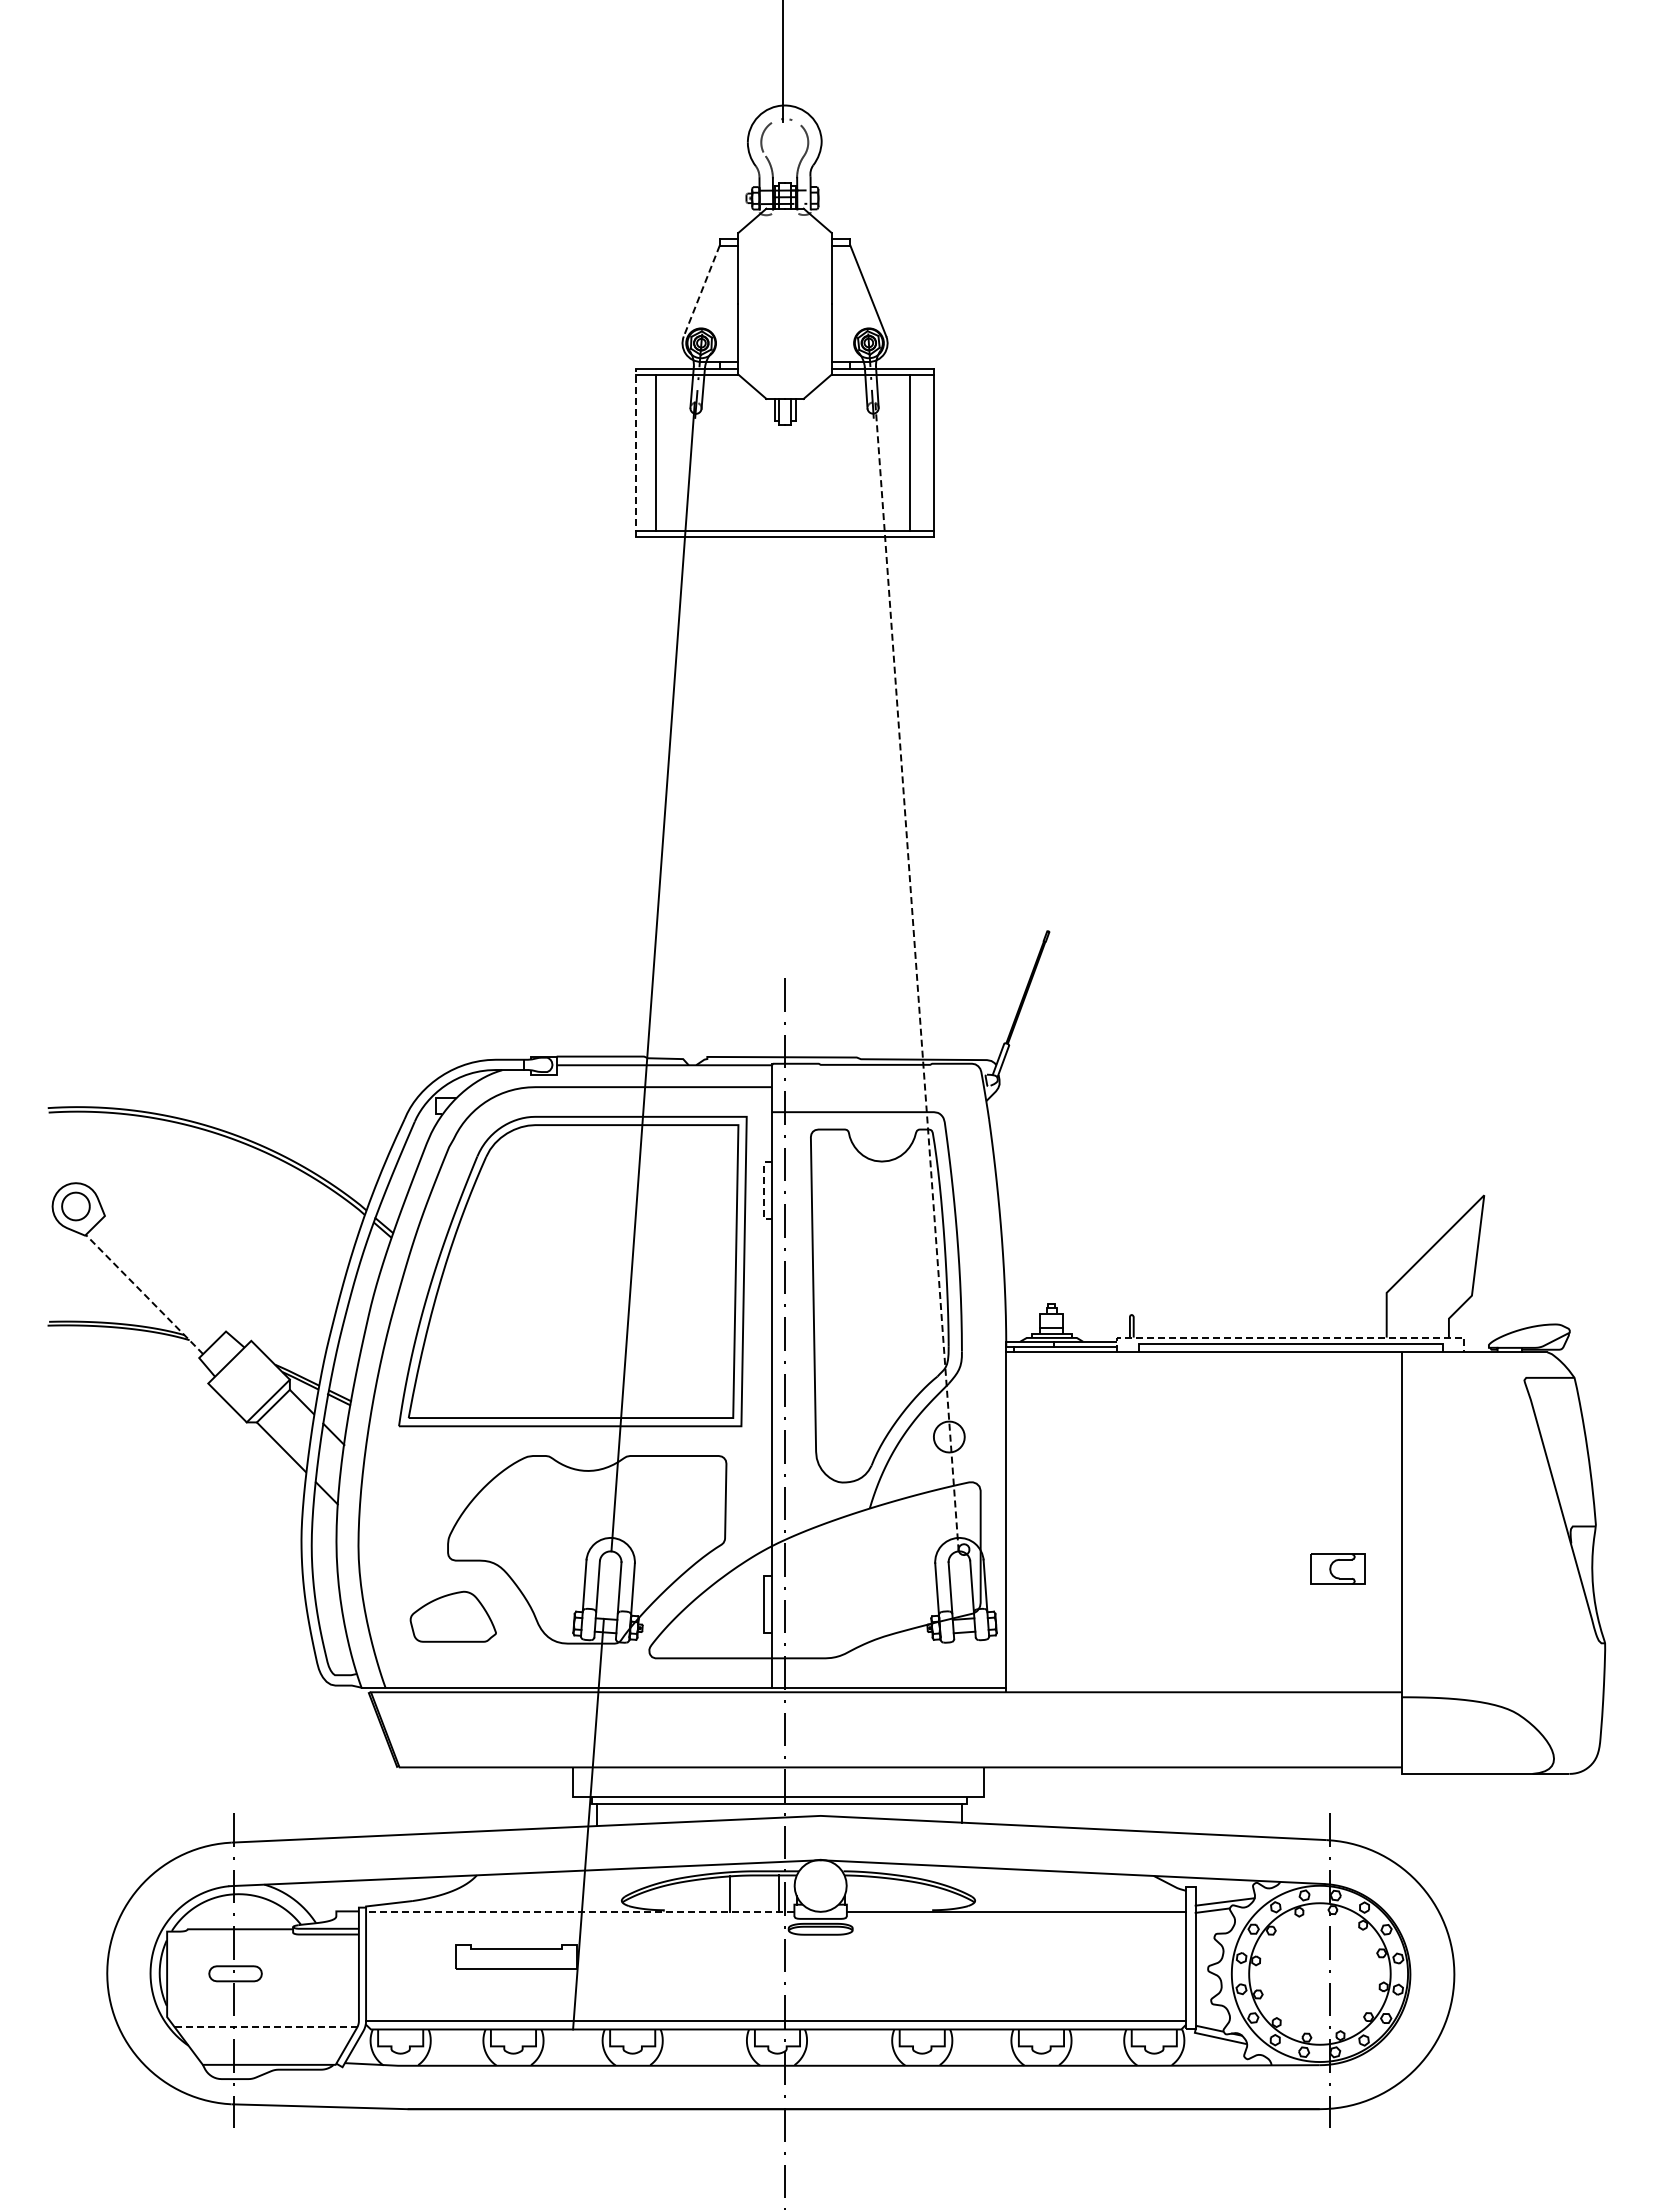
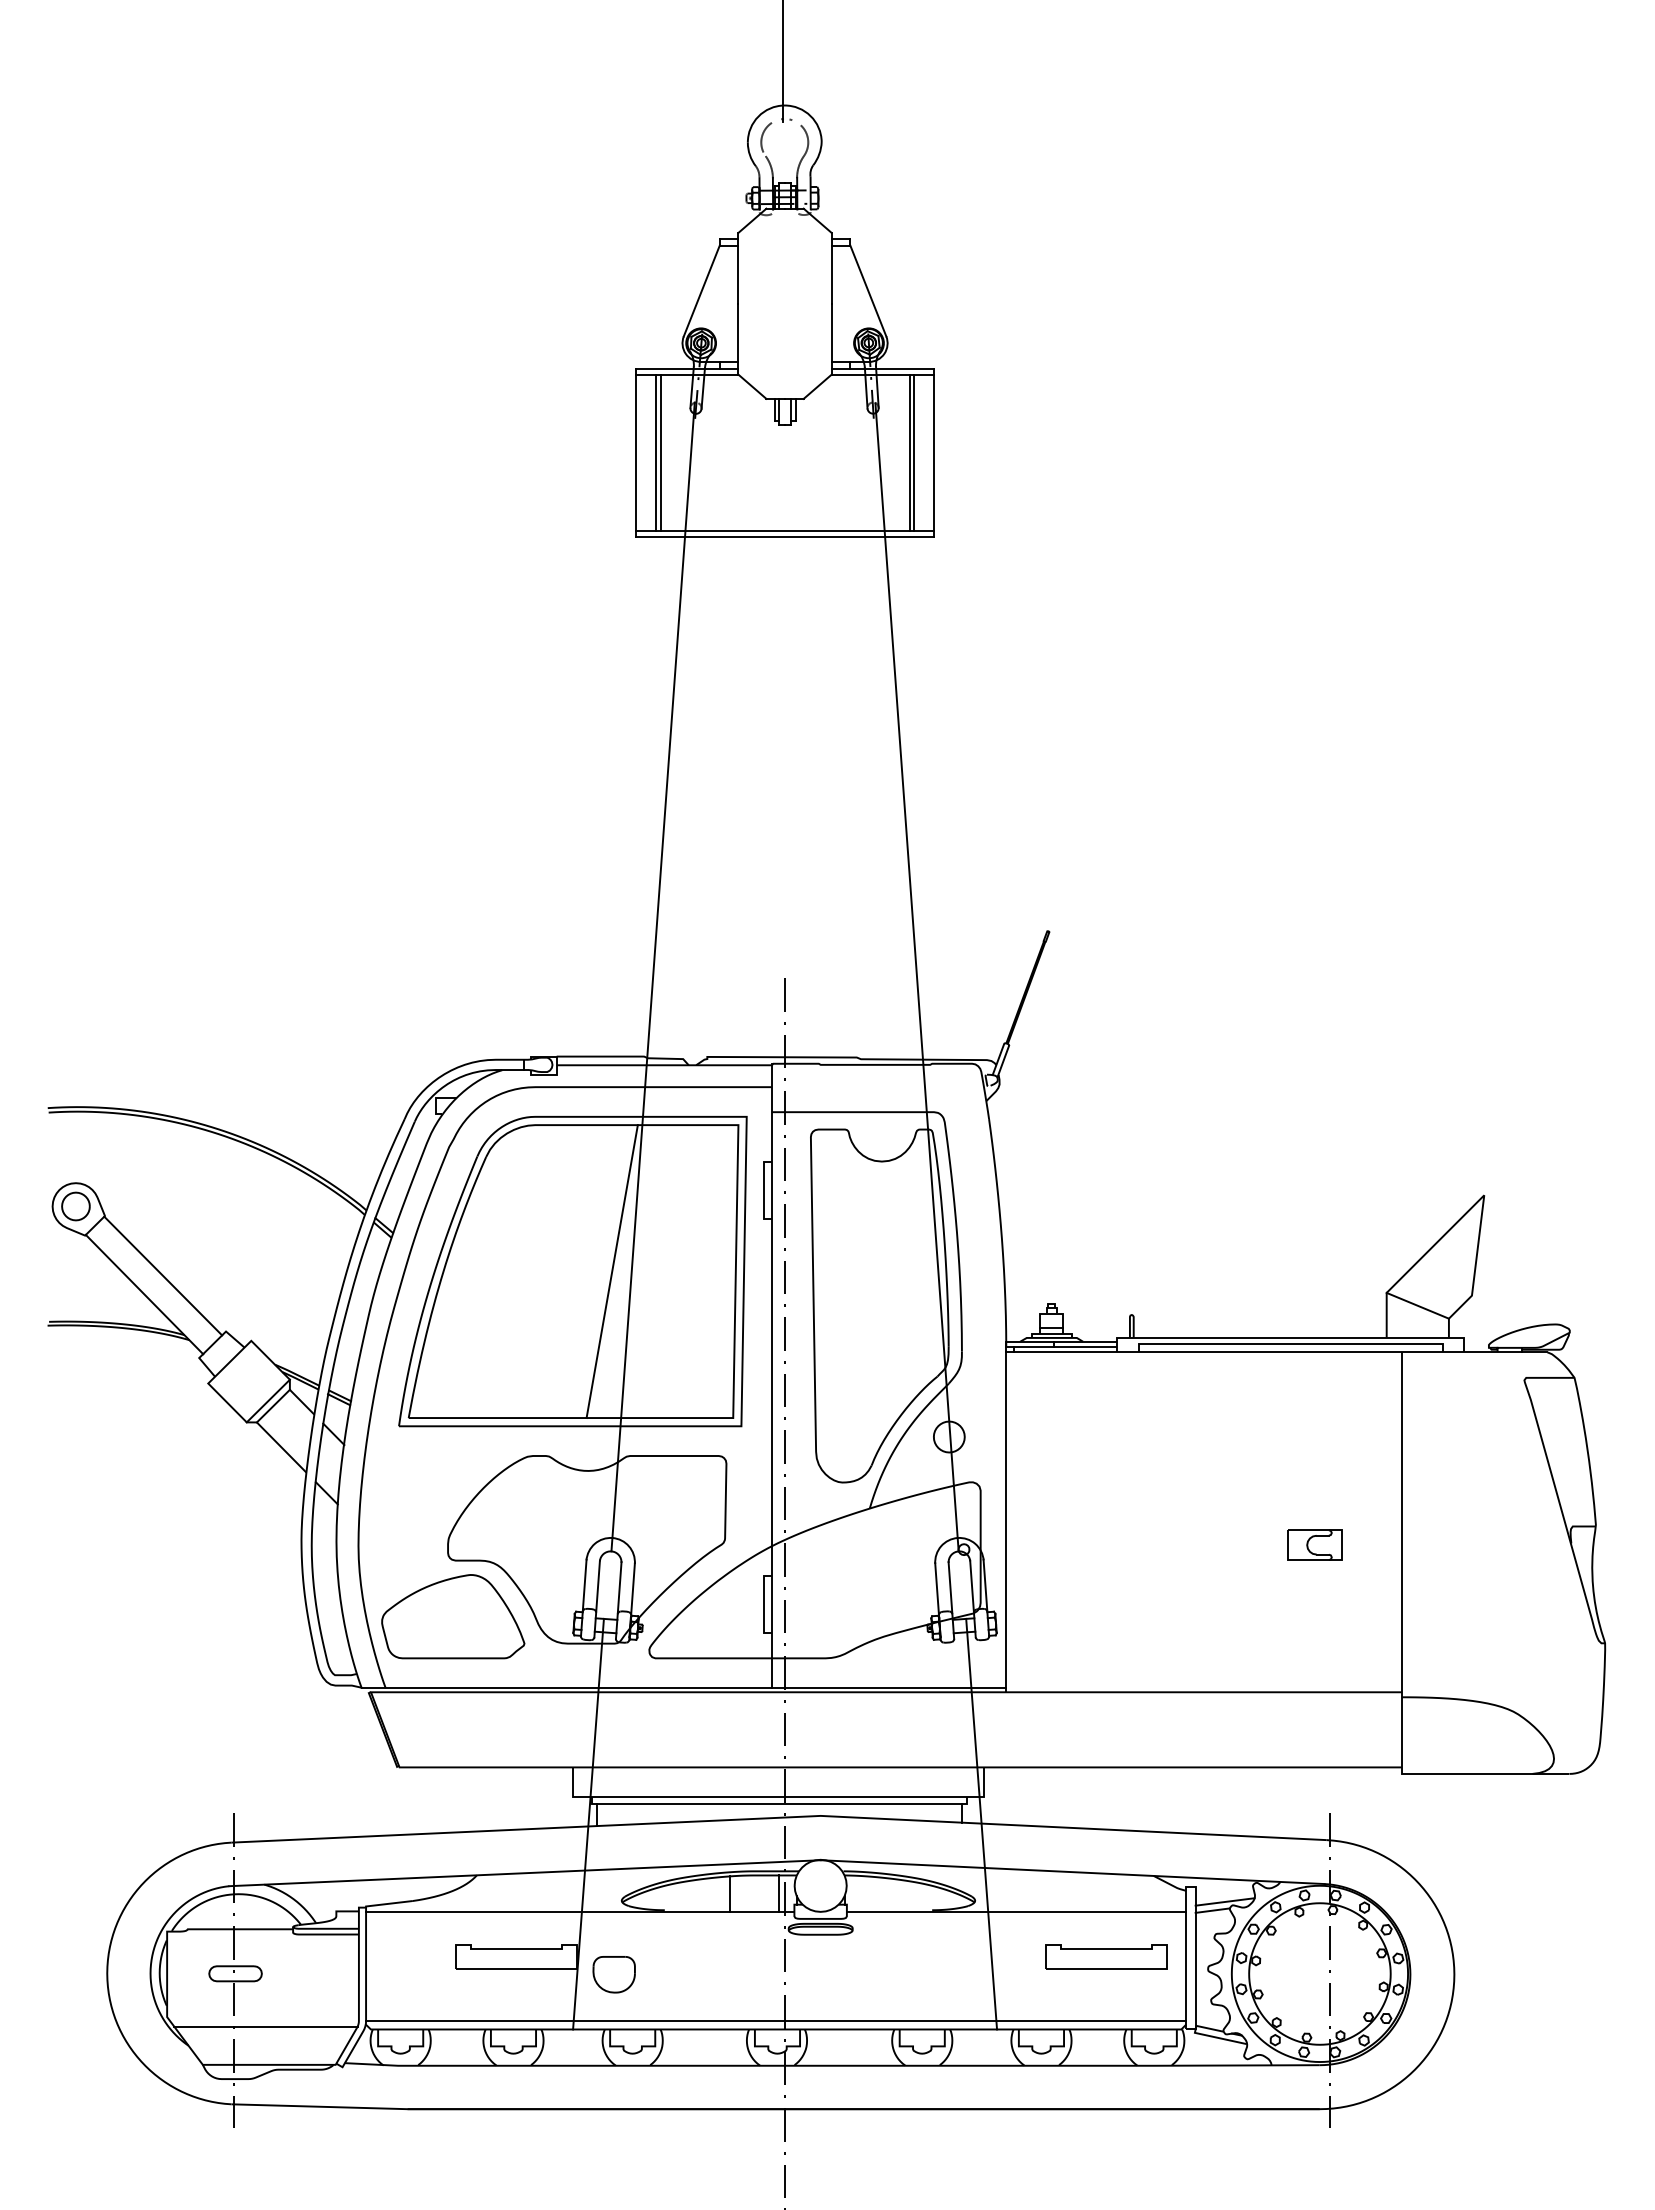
line: dashed -> solid (701, 290)
line: dashed -> solid (635, 452)
line: none -> present (660, 452)
line: none -> present (914, 452)
line: dashed -> solid (917, 977)
line: dashed -> solid (764, 1191)
line: none -> present (611, 1271)
line: none -> present (163, 1275)
line: dashed -> solid (144, 1294)
line: none -> present (1417, 1305)
line: dashed -> solid (1290, 1337)
part position: (1337, 1568) -> (1314, 1544) (1314, 1544)
part size: 88x53 px -> 145x86 px (453, 1616)
line: none -> present (981, 1823)
line: dashed -> solid (579, 1912)
part: none -> present (1106, 1956)
part: none -> present (613, 1974)
line: dashed -> solid (266, 2026)
